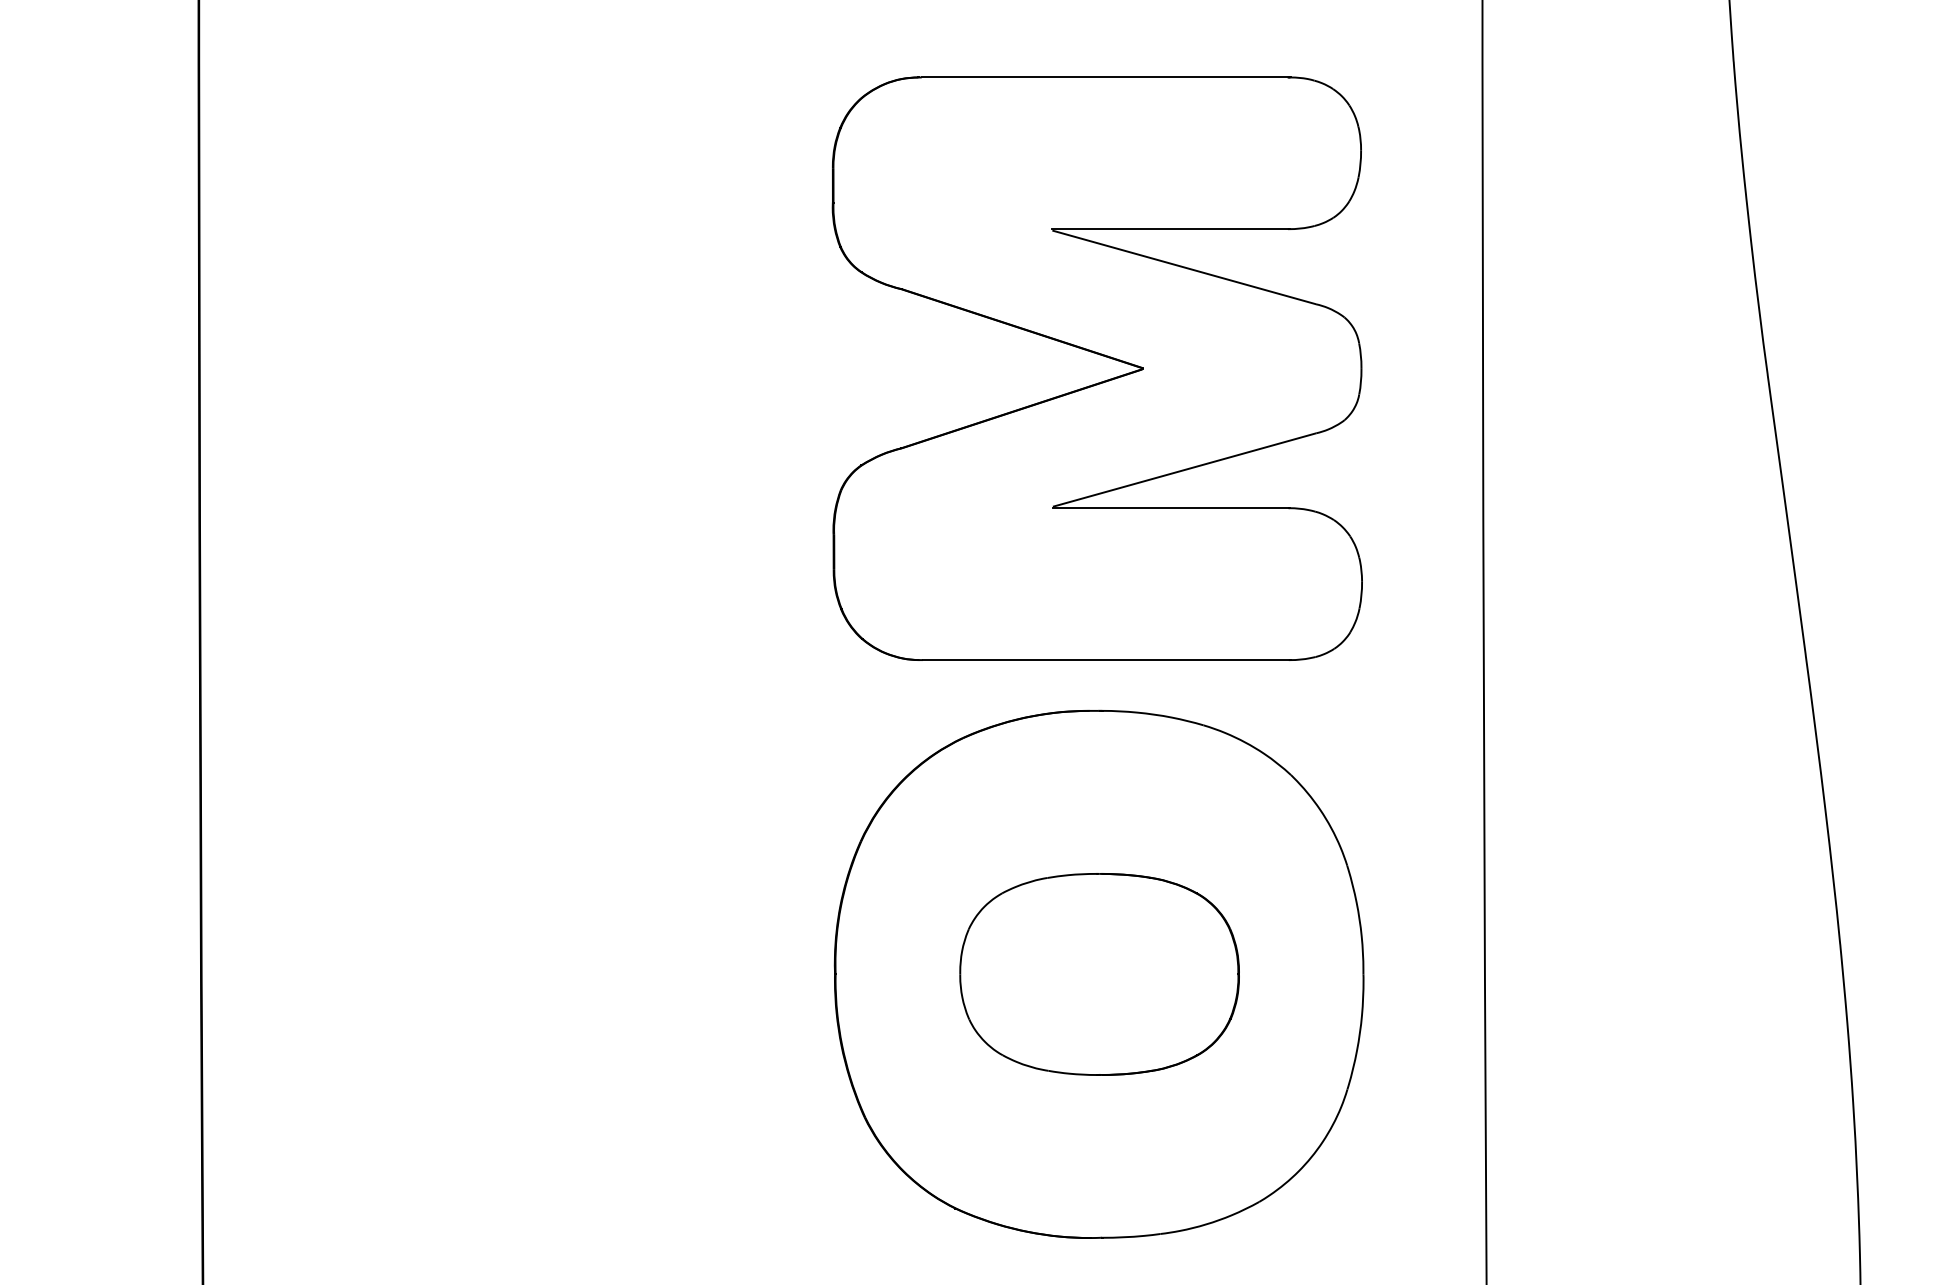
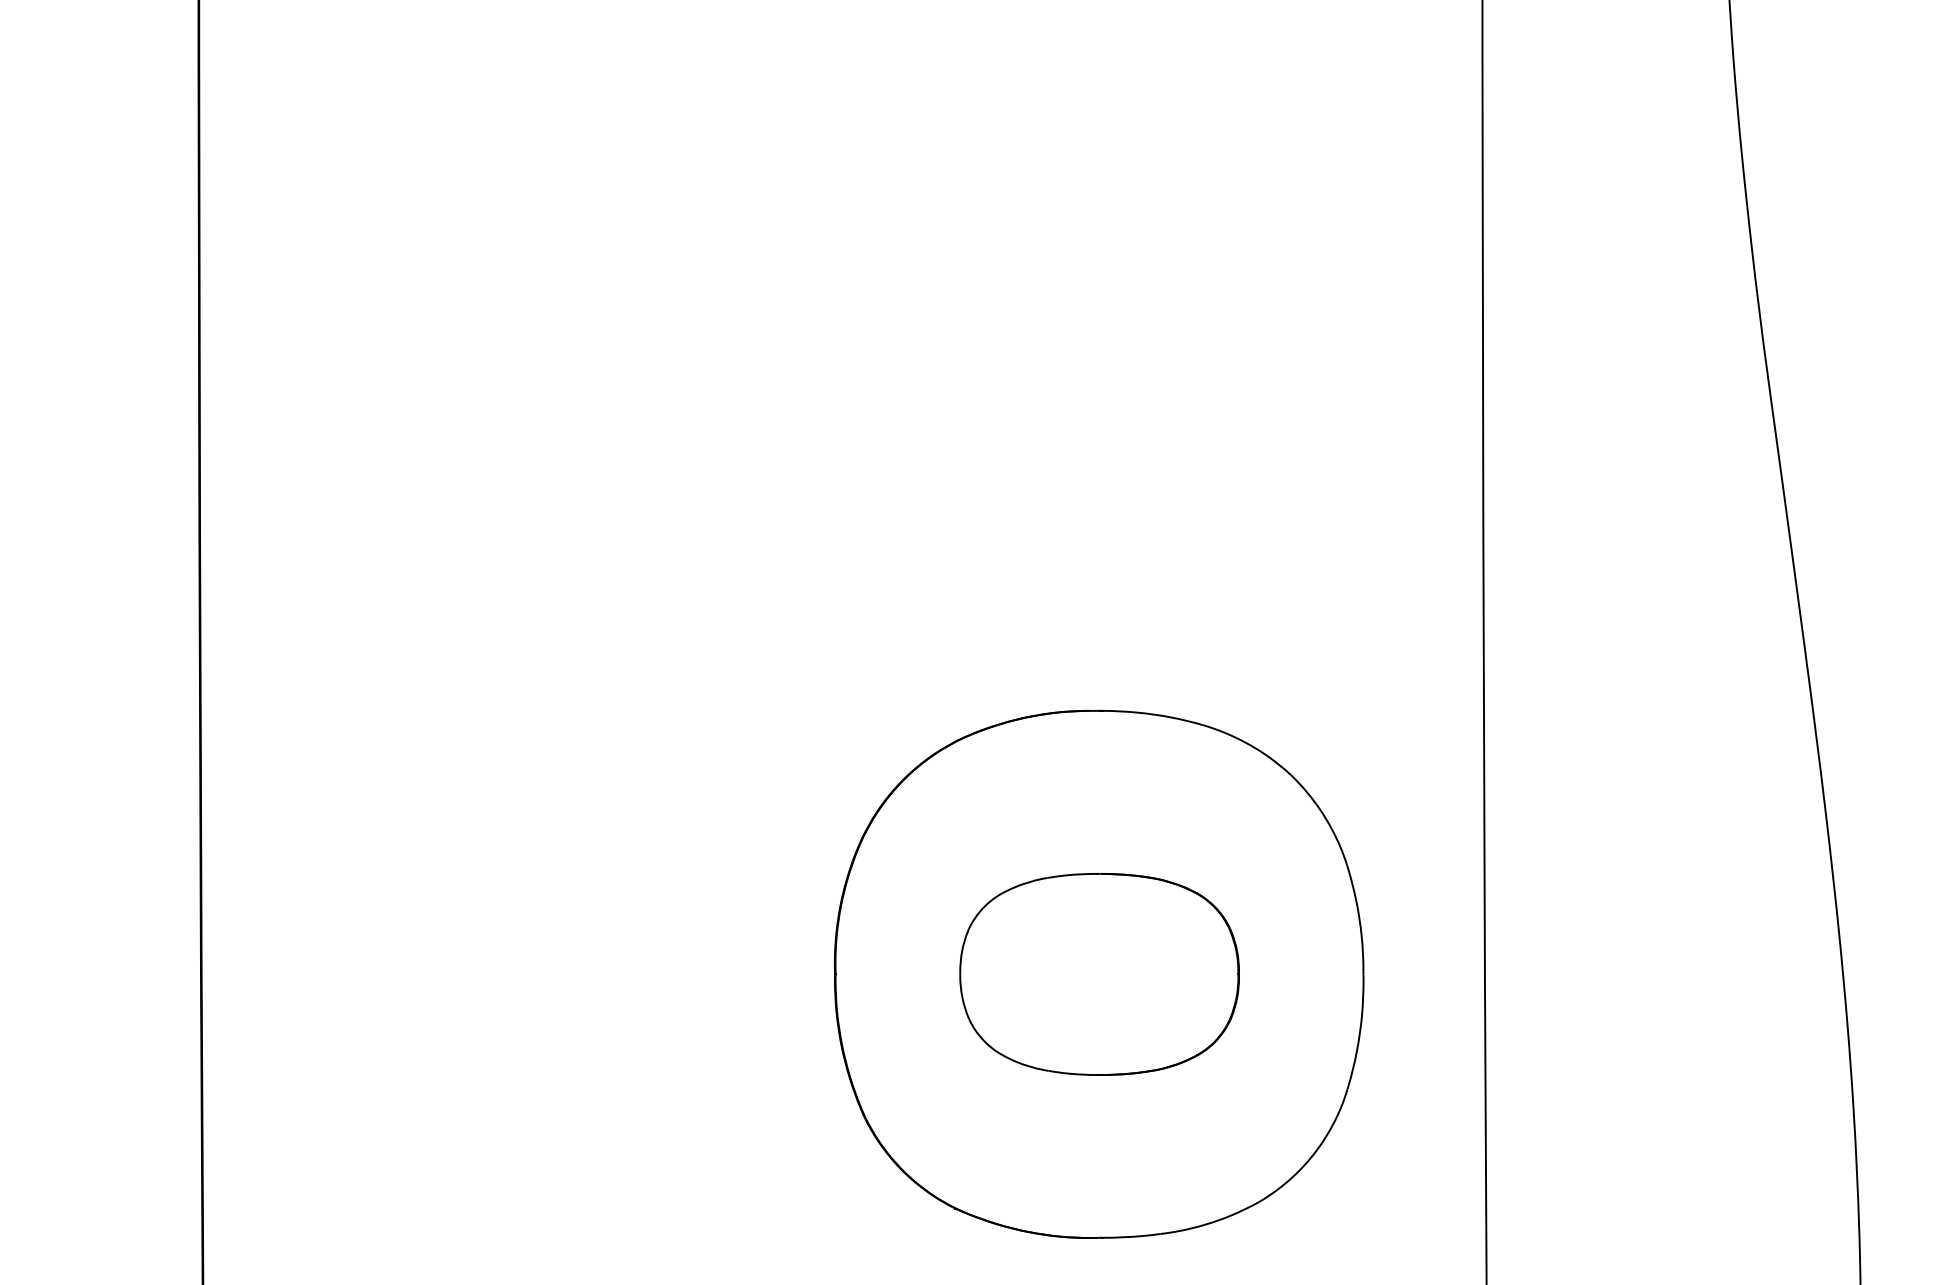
part: present -> none (1099, 355)
